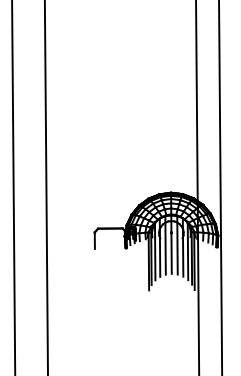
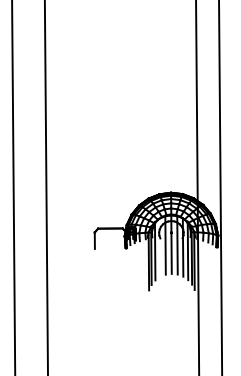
line: present -> none (159, 247)
